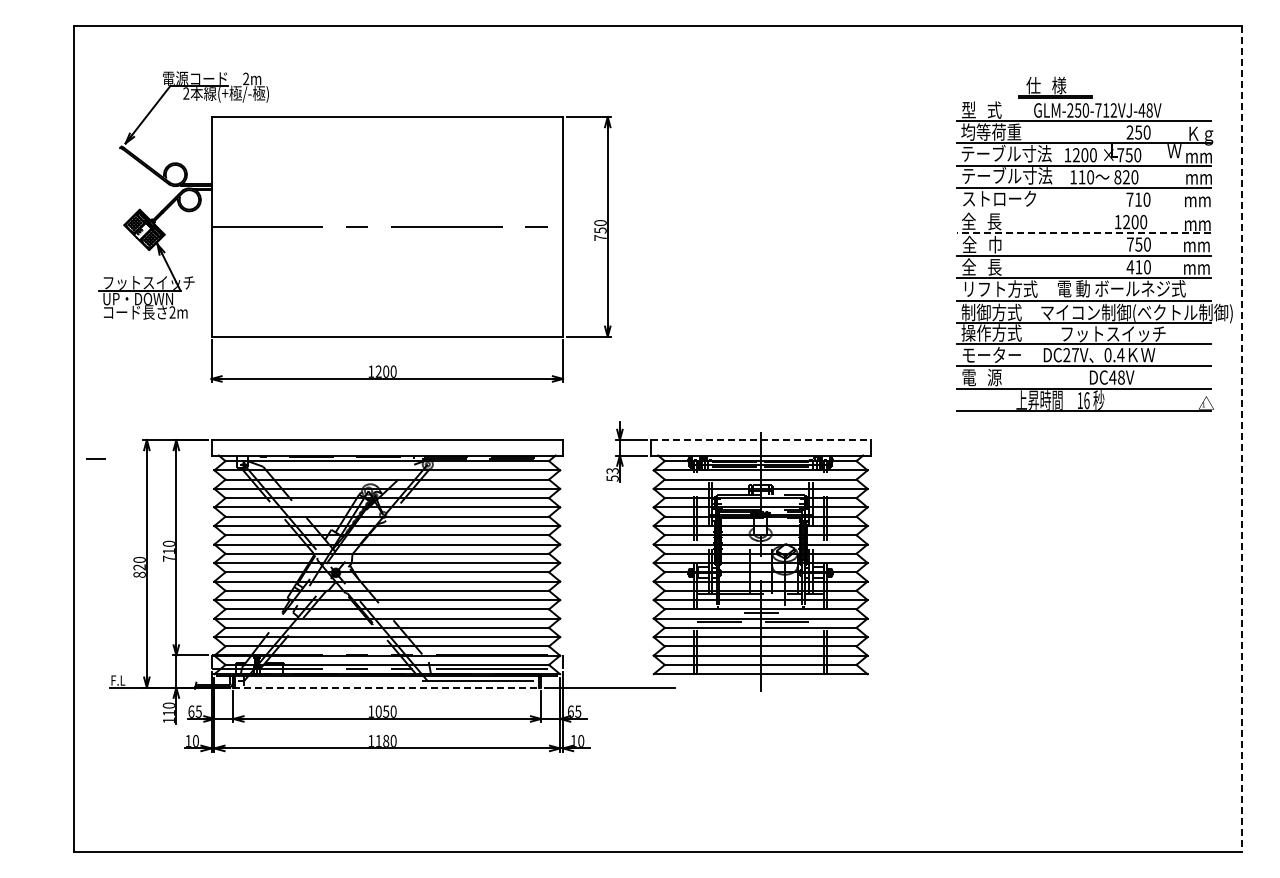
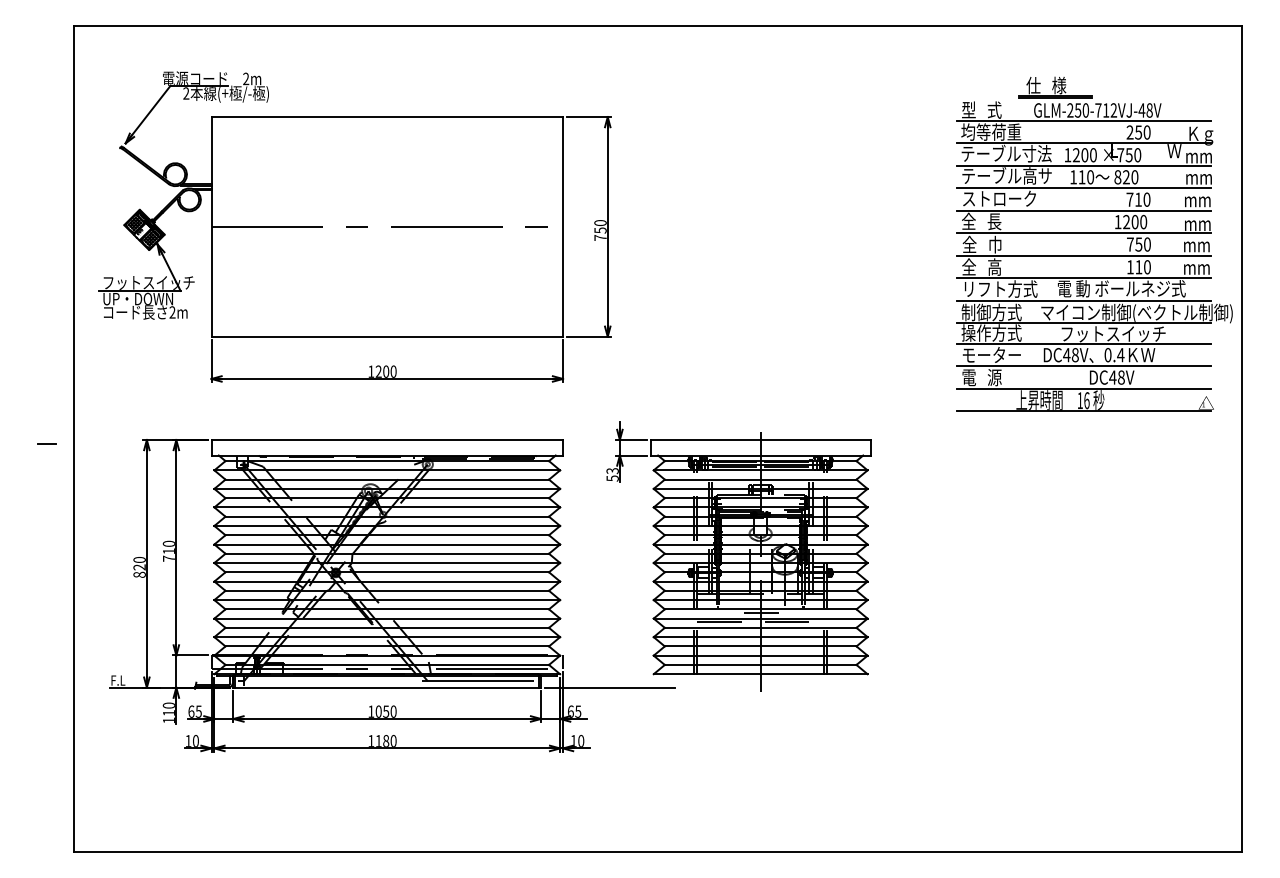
text: テーブル寸法 -> テーブル高サ (1037, 175)
line: none -> present (1083, 210)
line: dashed -> solid (1083, 233)
text: 全   長 -> 全   高 (994, 266)
text: 410 -> 110 (1130, 267)
text: DC27V -> DC48V (1070, 355)
line: dashed -> solid (1241, 438)
line: dashed -> solid (760, 439)
line position: (95, 458) -> (46, 443) (46, 443)
line: dashed -> solid (387, 687)
